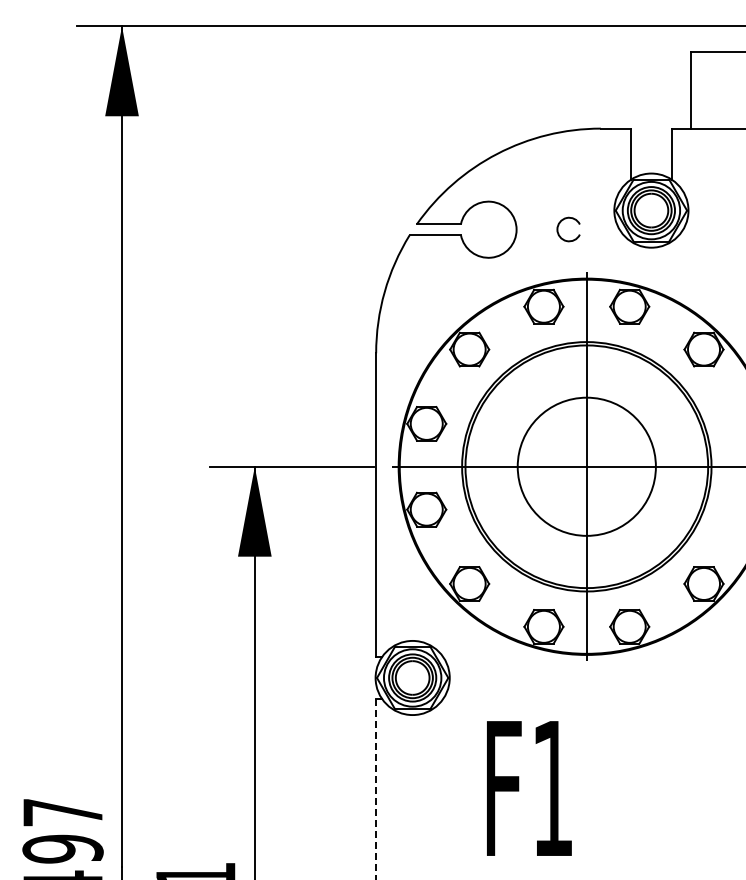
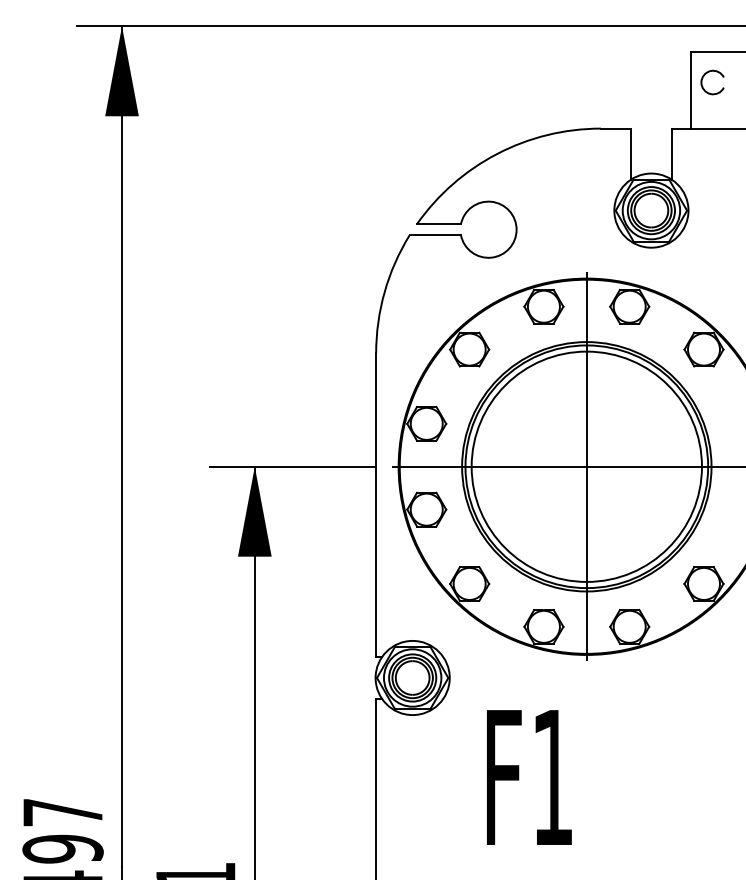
arc position: (559, 225) -> (703, 78) (703, 78)
circle diameter: 138 px -> 230 px (586, 466)
text position: (529, 788) -> (529, 777) (529, 777)
line: dashed -> solid (376, 789)
